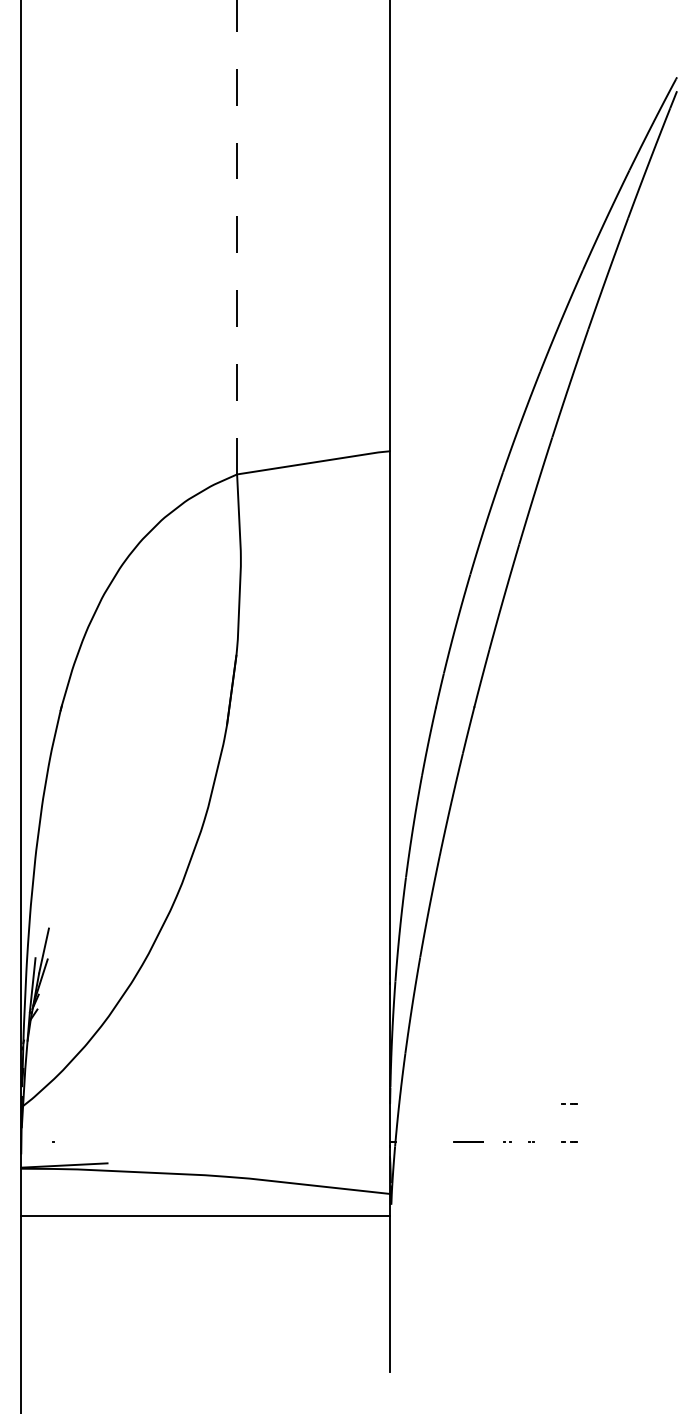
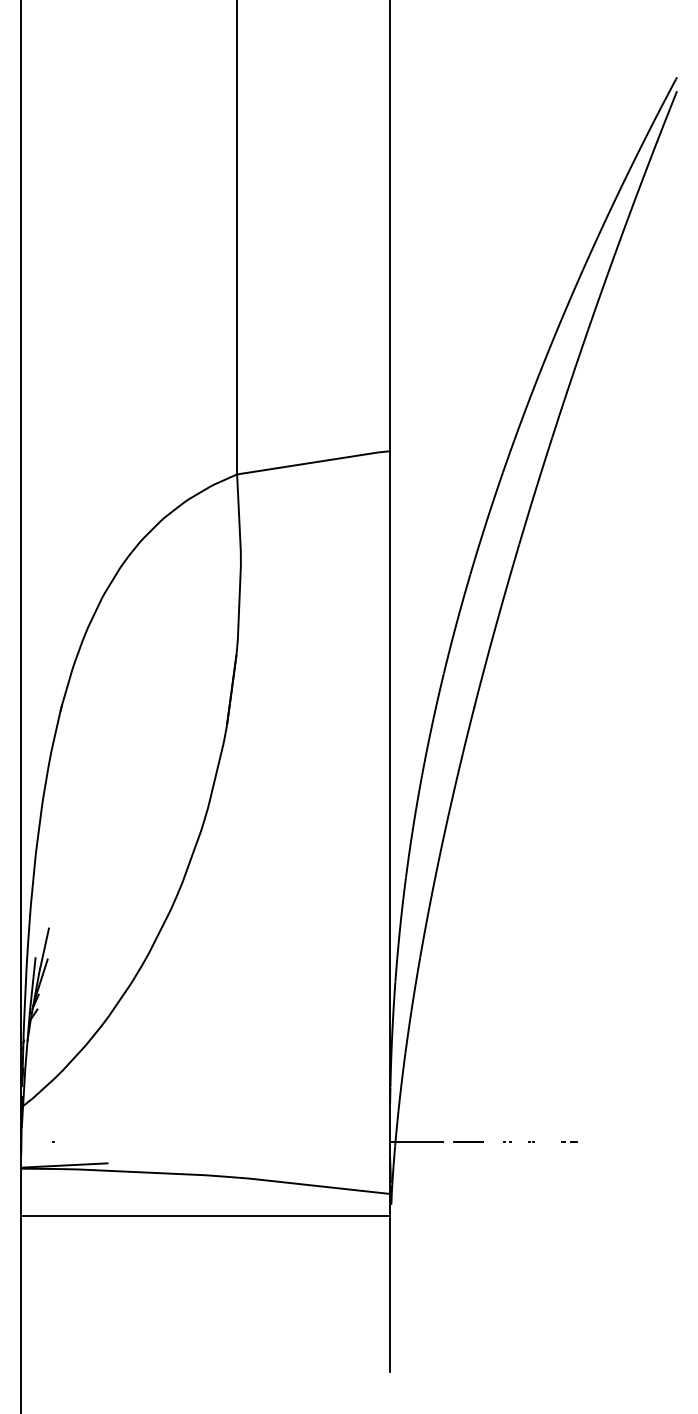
line: dashed -> solid (237, 237)
line: present -> none (570, 1103)
line: none -> present (419, 1142)
